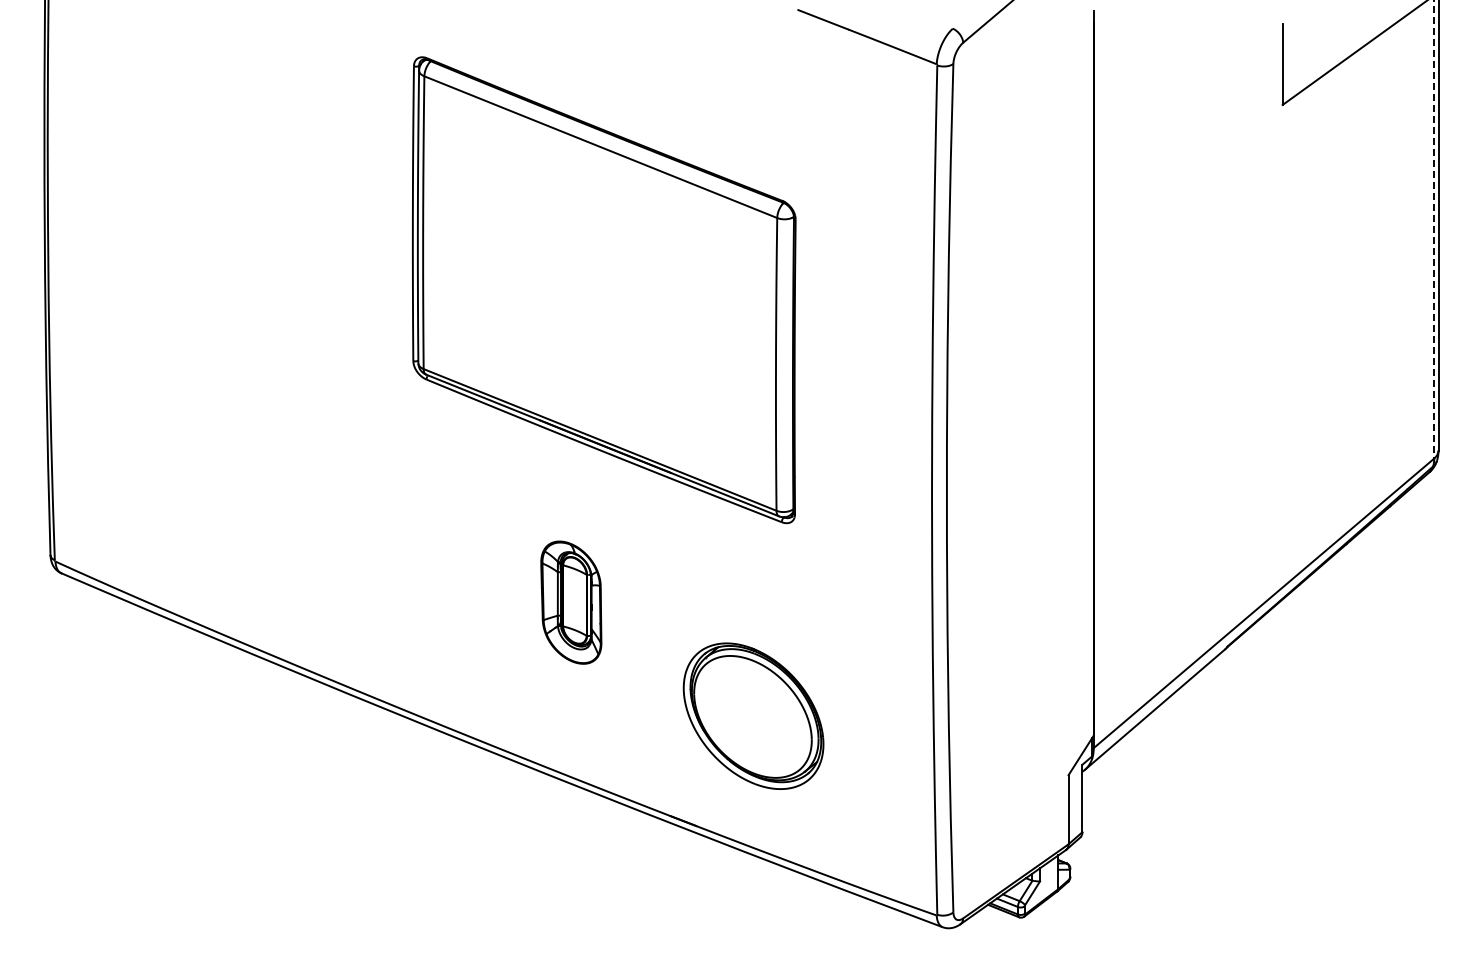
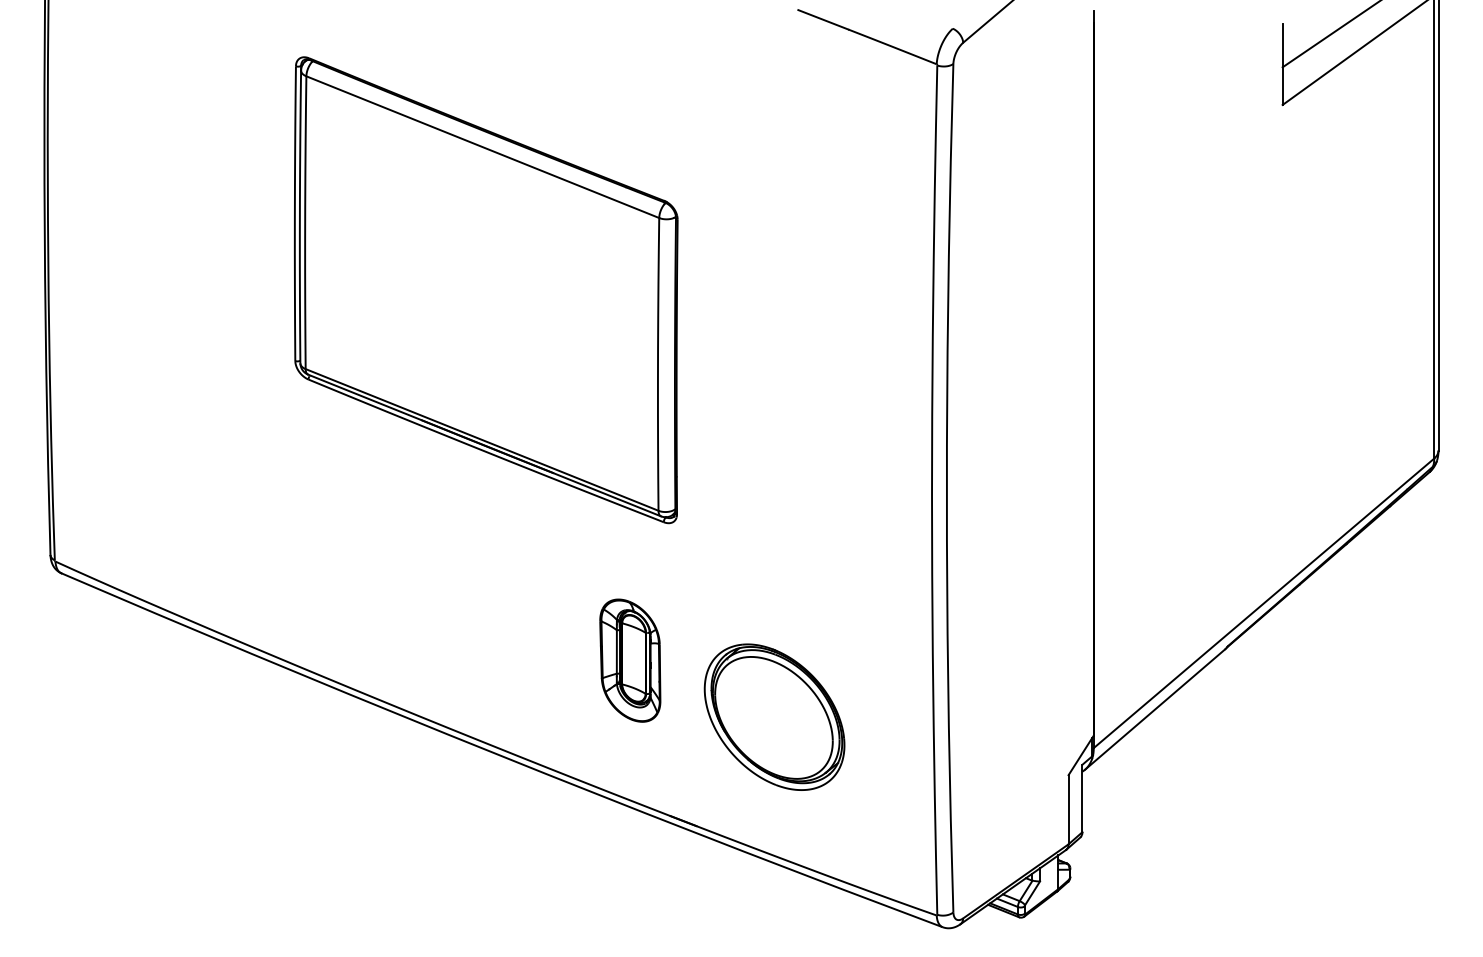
line: none -> present (1329, 34)
line: dashed -> solid (1434, 230)
part position: (604, 290) -> (486, 290) (486, 290)
part position: (571, 602) -> (630, 660) (630, 660)
part position: (753, 715) -> (774, 716) (774, 716)
